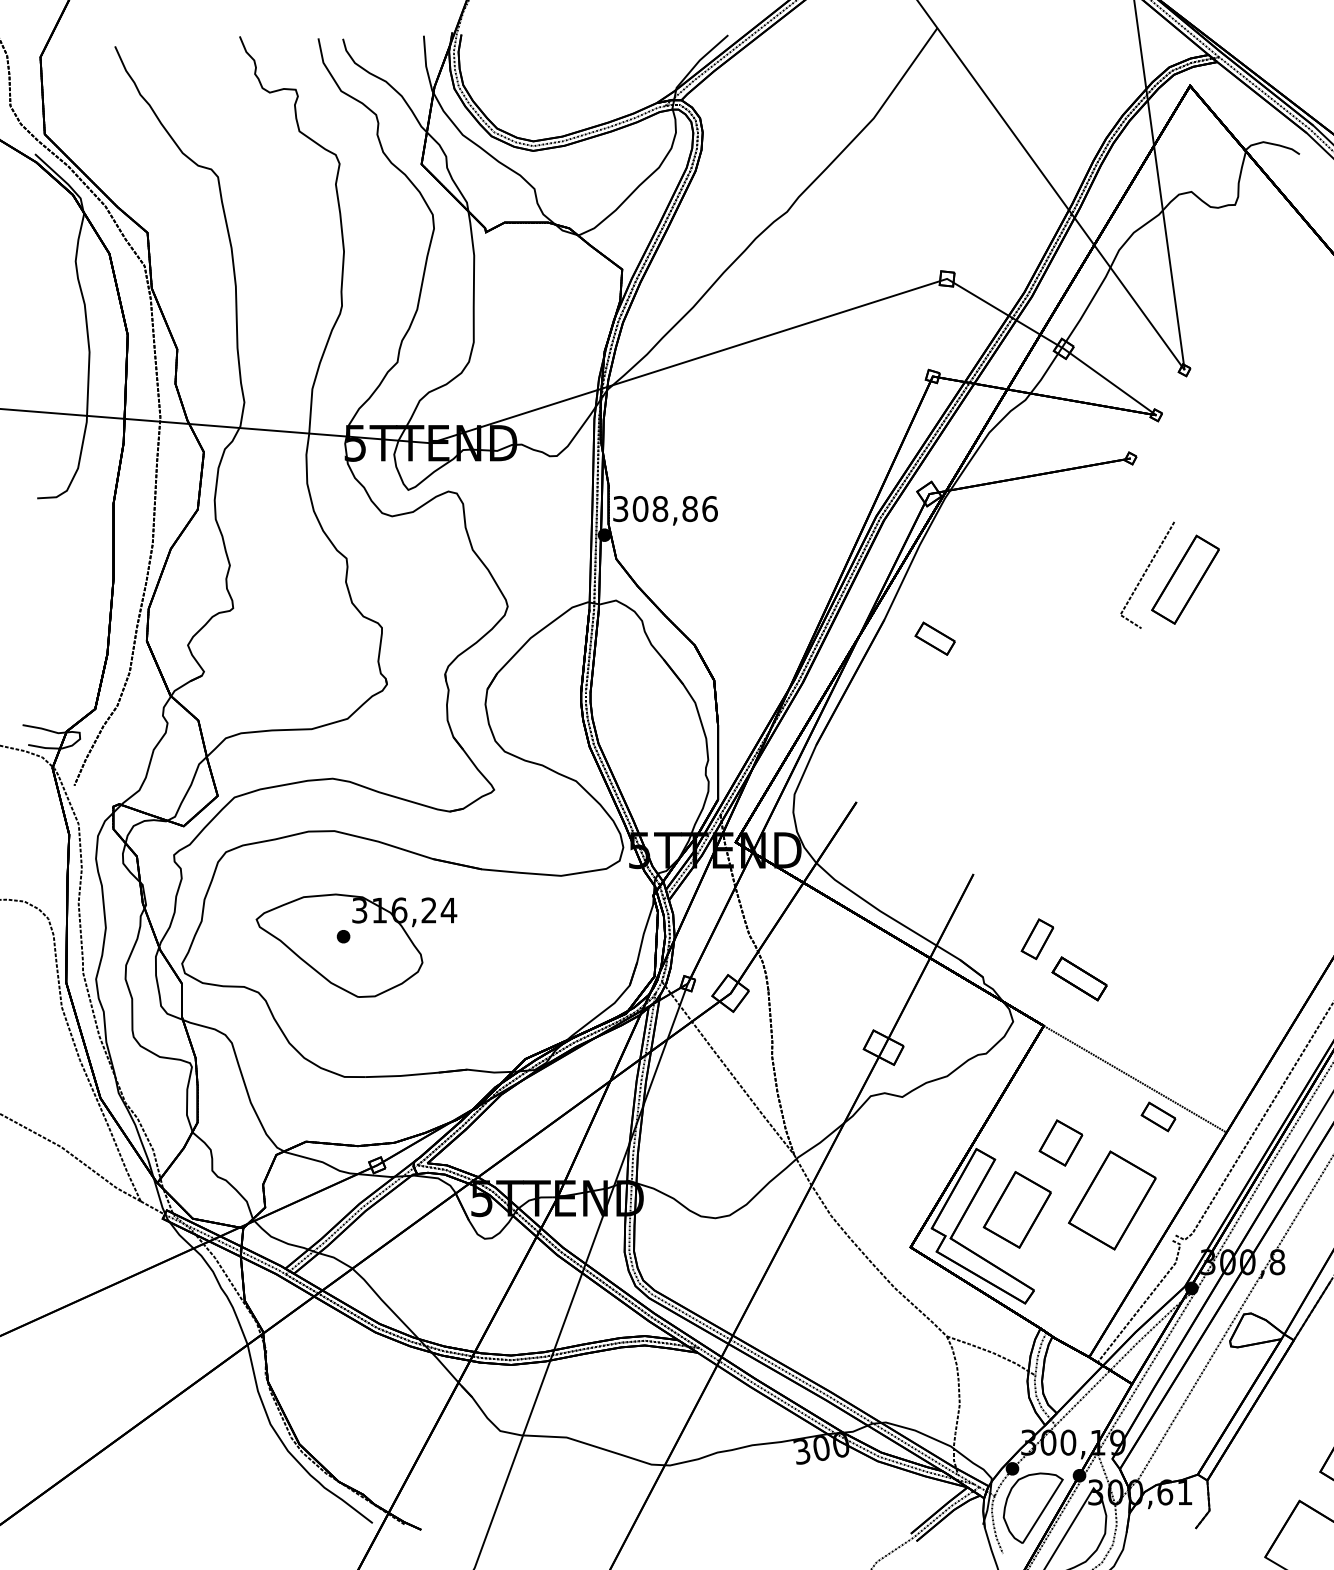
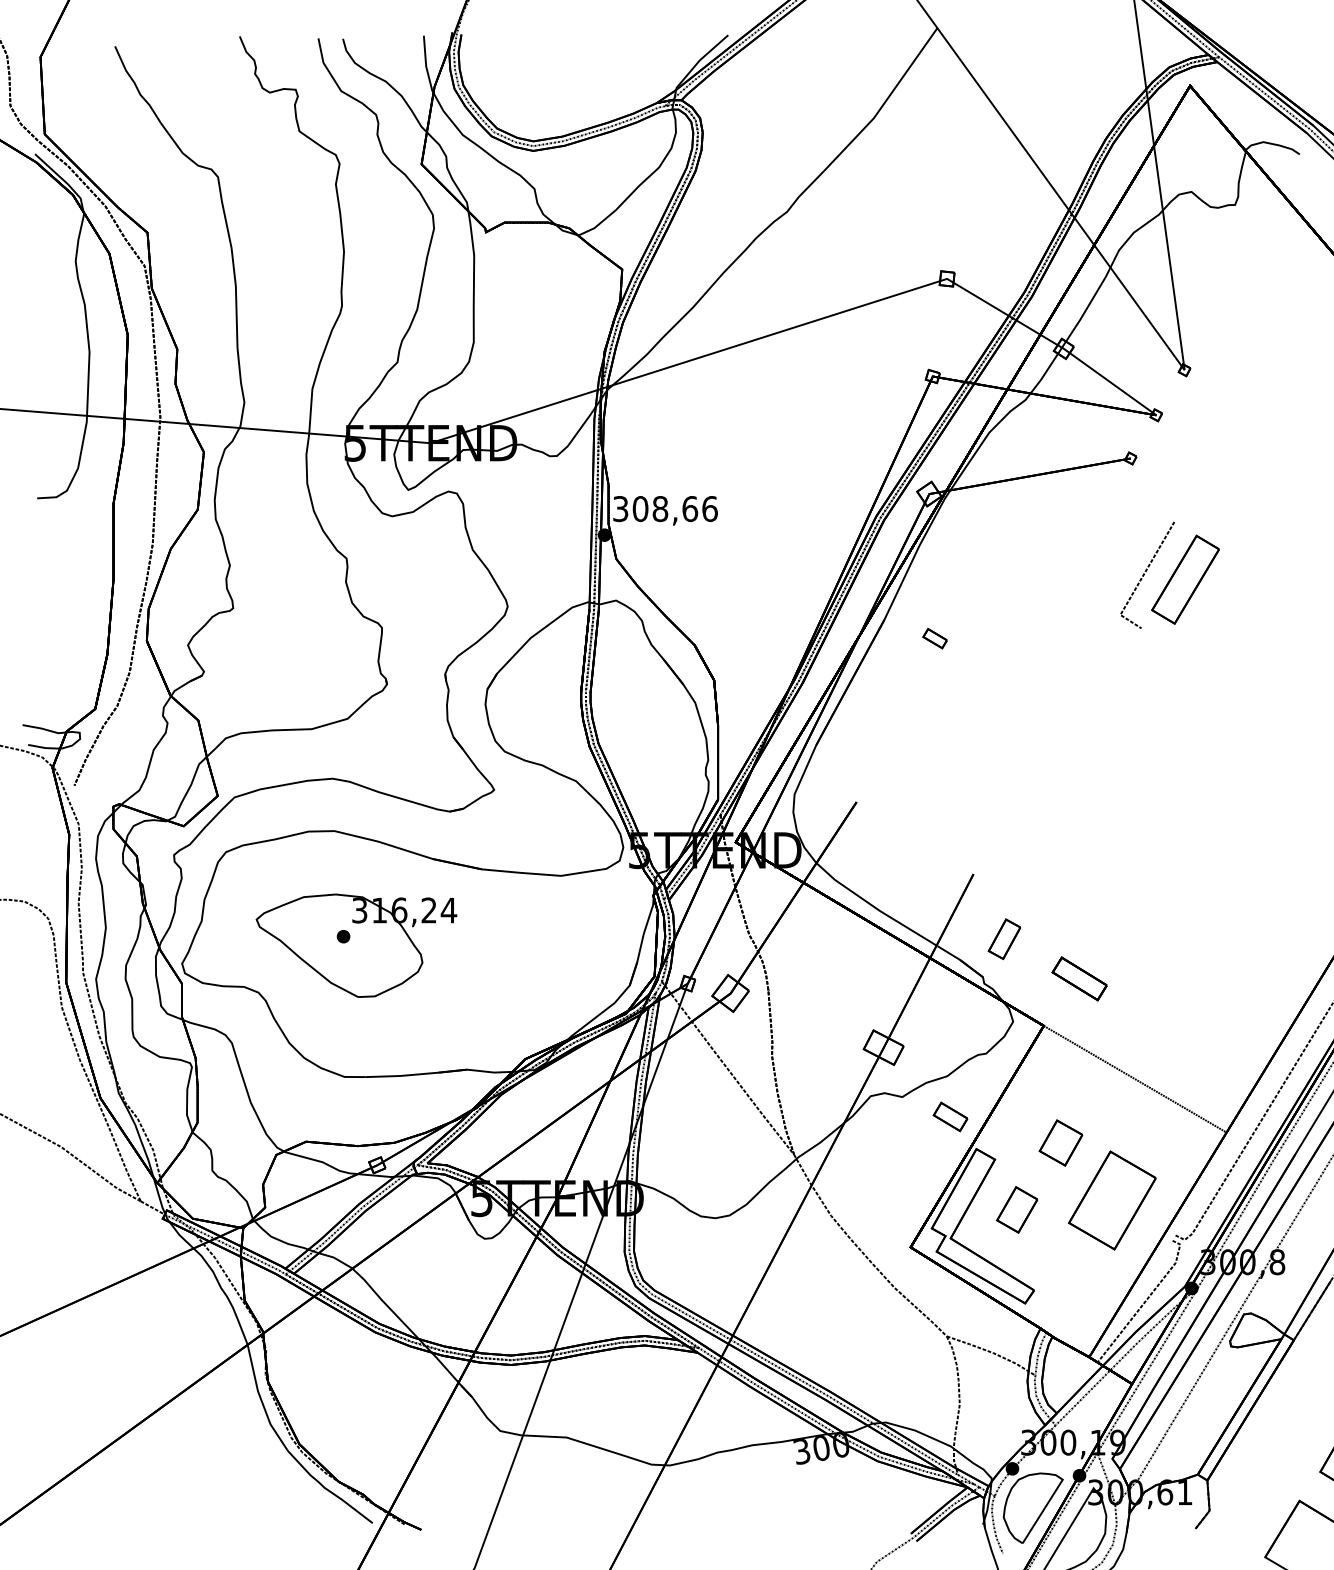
text: 308,86 -> 308,66 (690, 508)
part size: 42x35 px -> 26x22 px (934, 638)
part position: (1037, 939) -> (1004, 939) (1004, 939)
part position: (1158, 1116) -> (950, 1116) (950, 1116)
part size: 70x78 px -> 43x48 px (1017, 1209)
